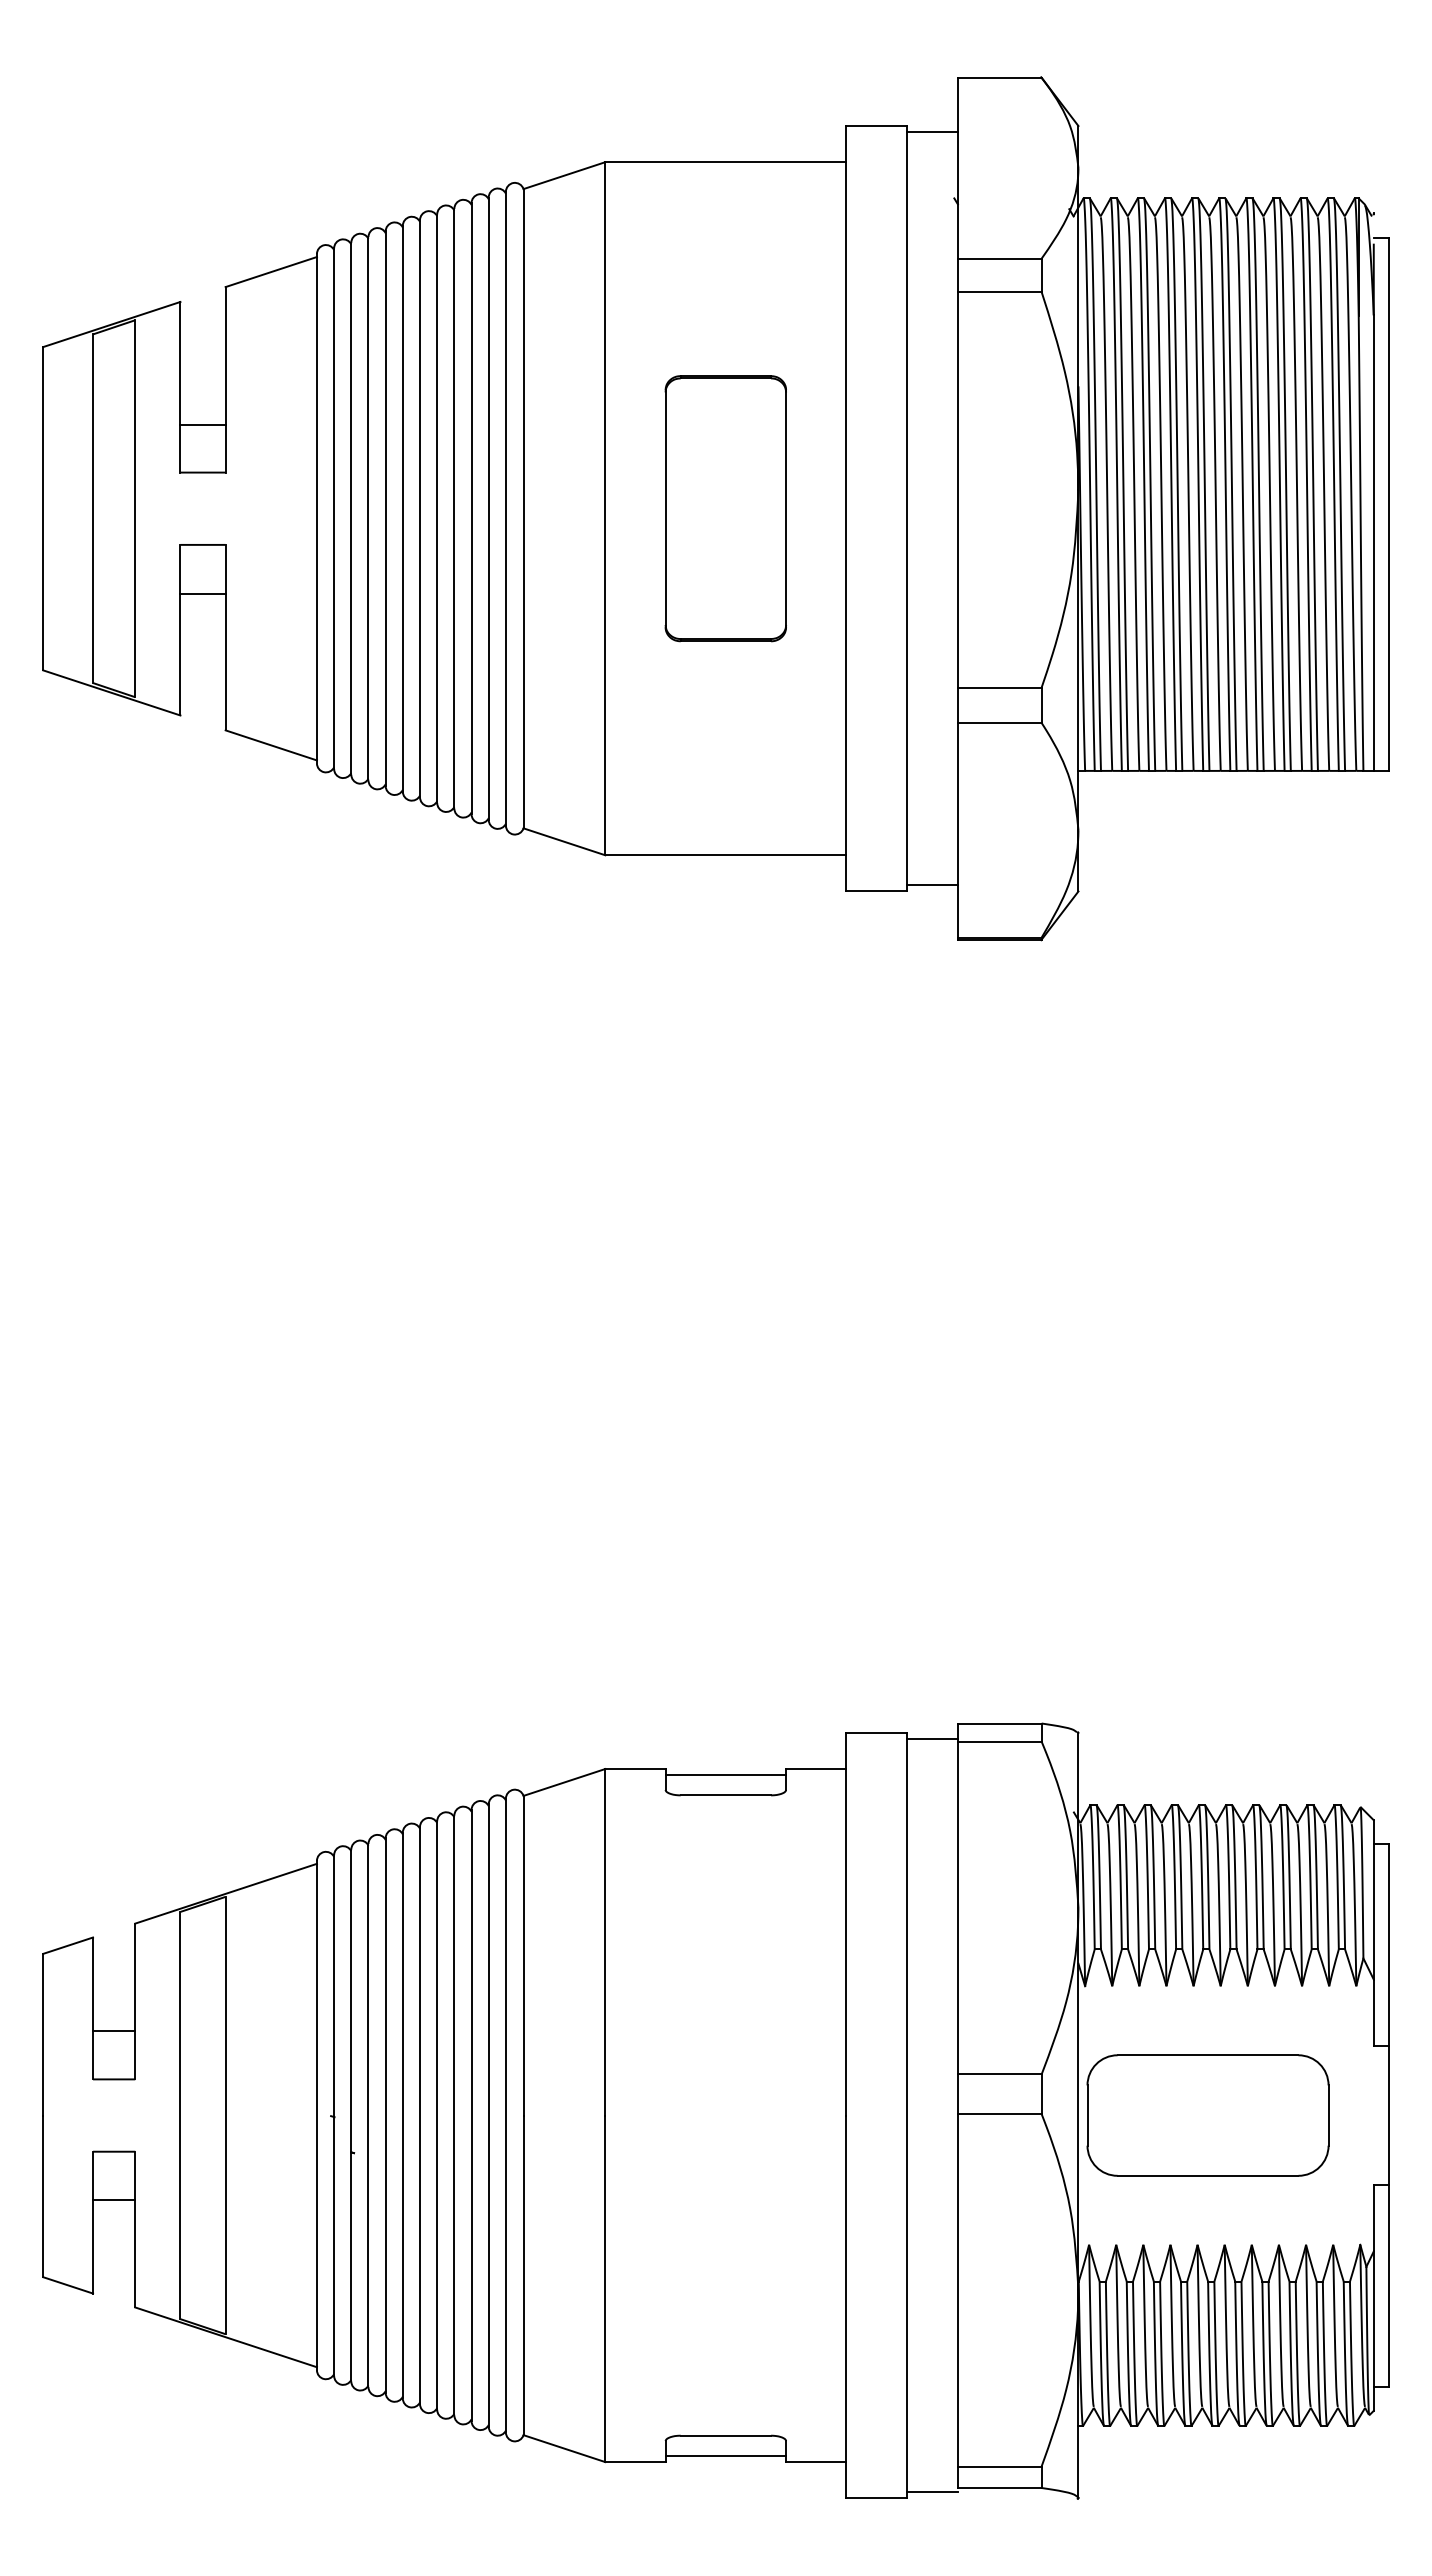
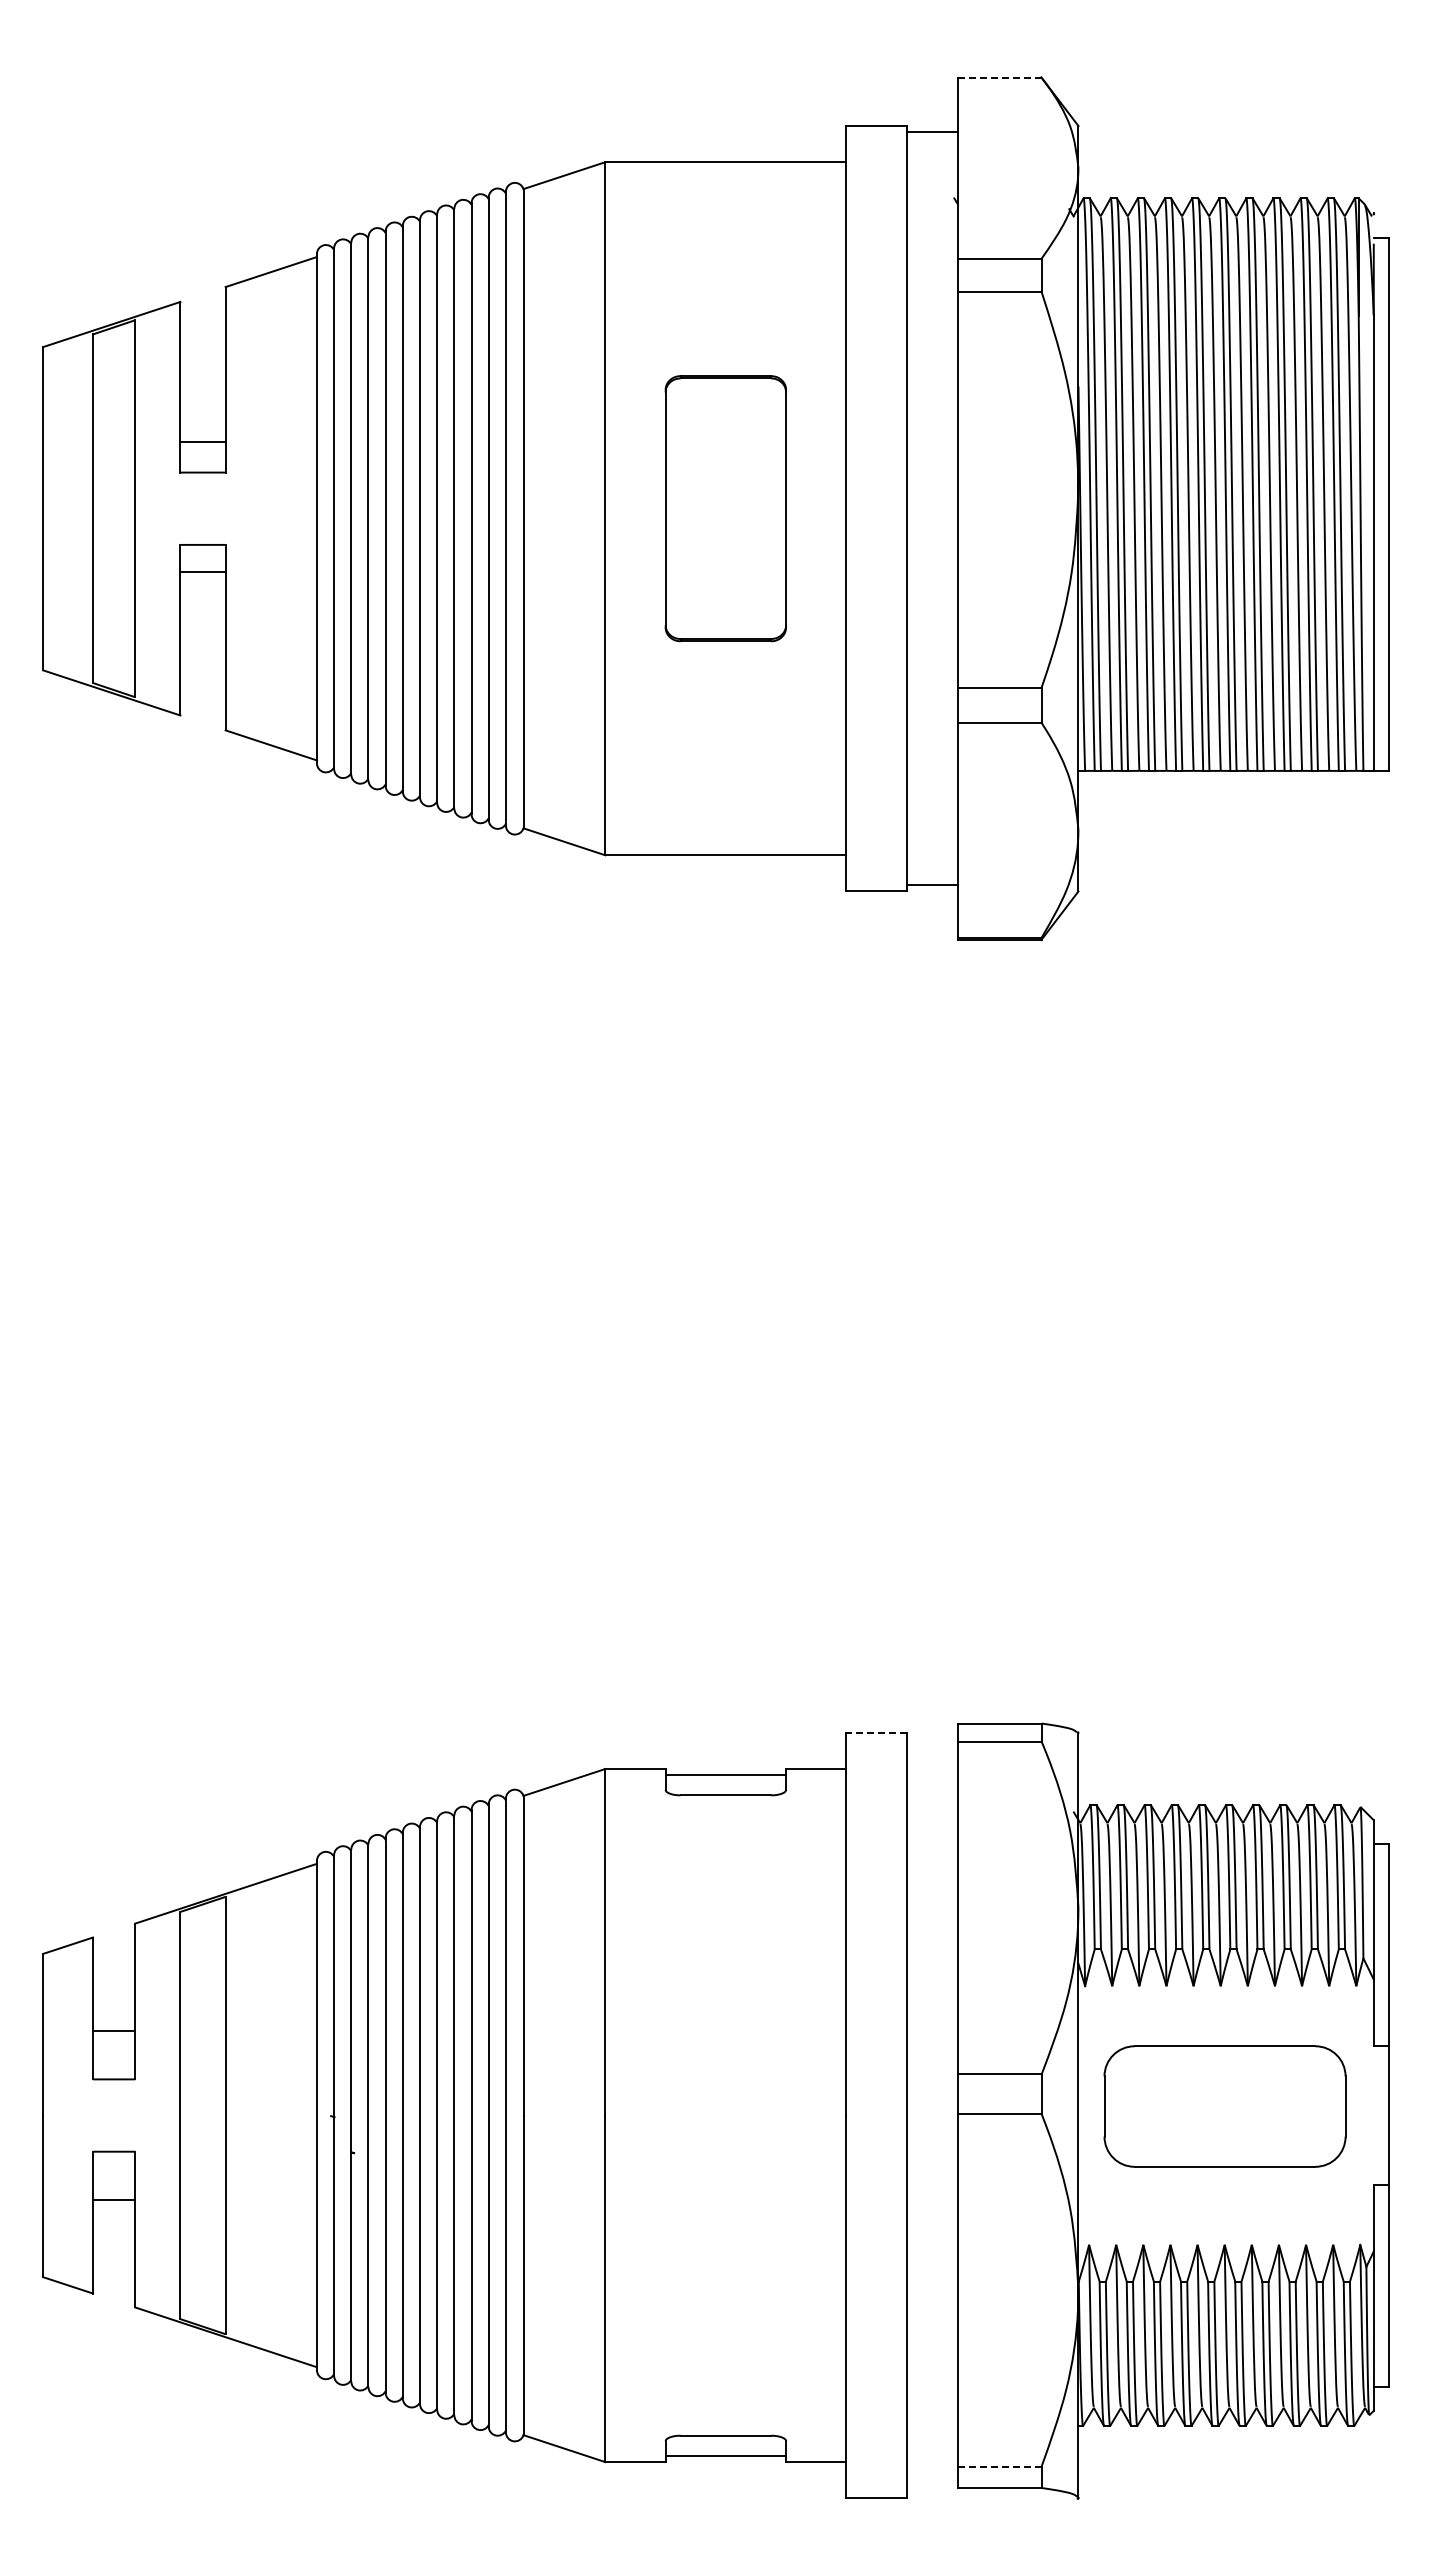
line: solid -> dashed (999, 77)
line position: (202, 425) -> (202, 442) (202, 442)
line position: (202, 594) -> (202, 572) (202, 572)
line: solid -> dashed (876, 1732)
line: present -> none (931, 1738)
part position: (1207, 2115) -> (1224, 2106) (1224, 2106)
line: solid -> dashed (999, 2466)
line: present -> none (931, 2492)
